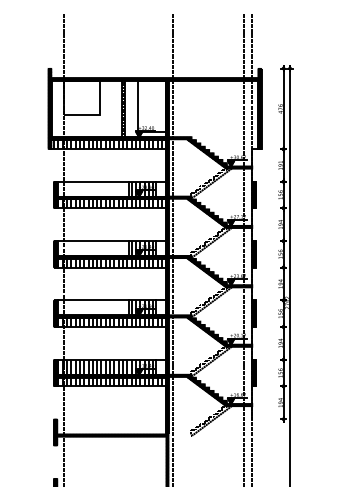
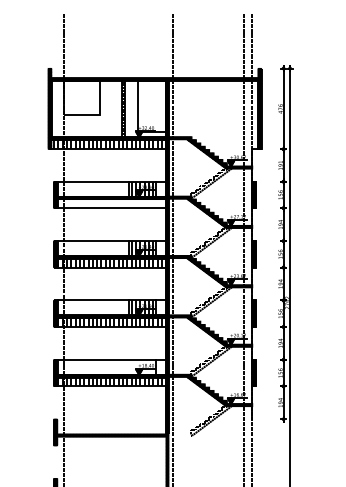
hatch: present -> none (112, 203)
hatch: present -> none (105, 366)
